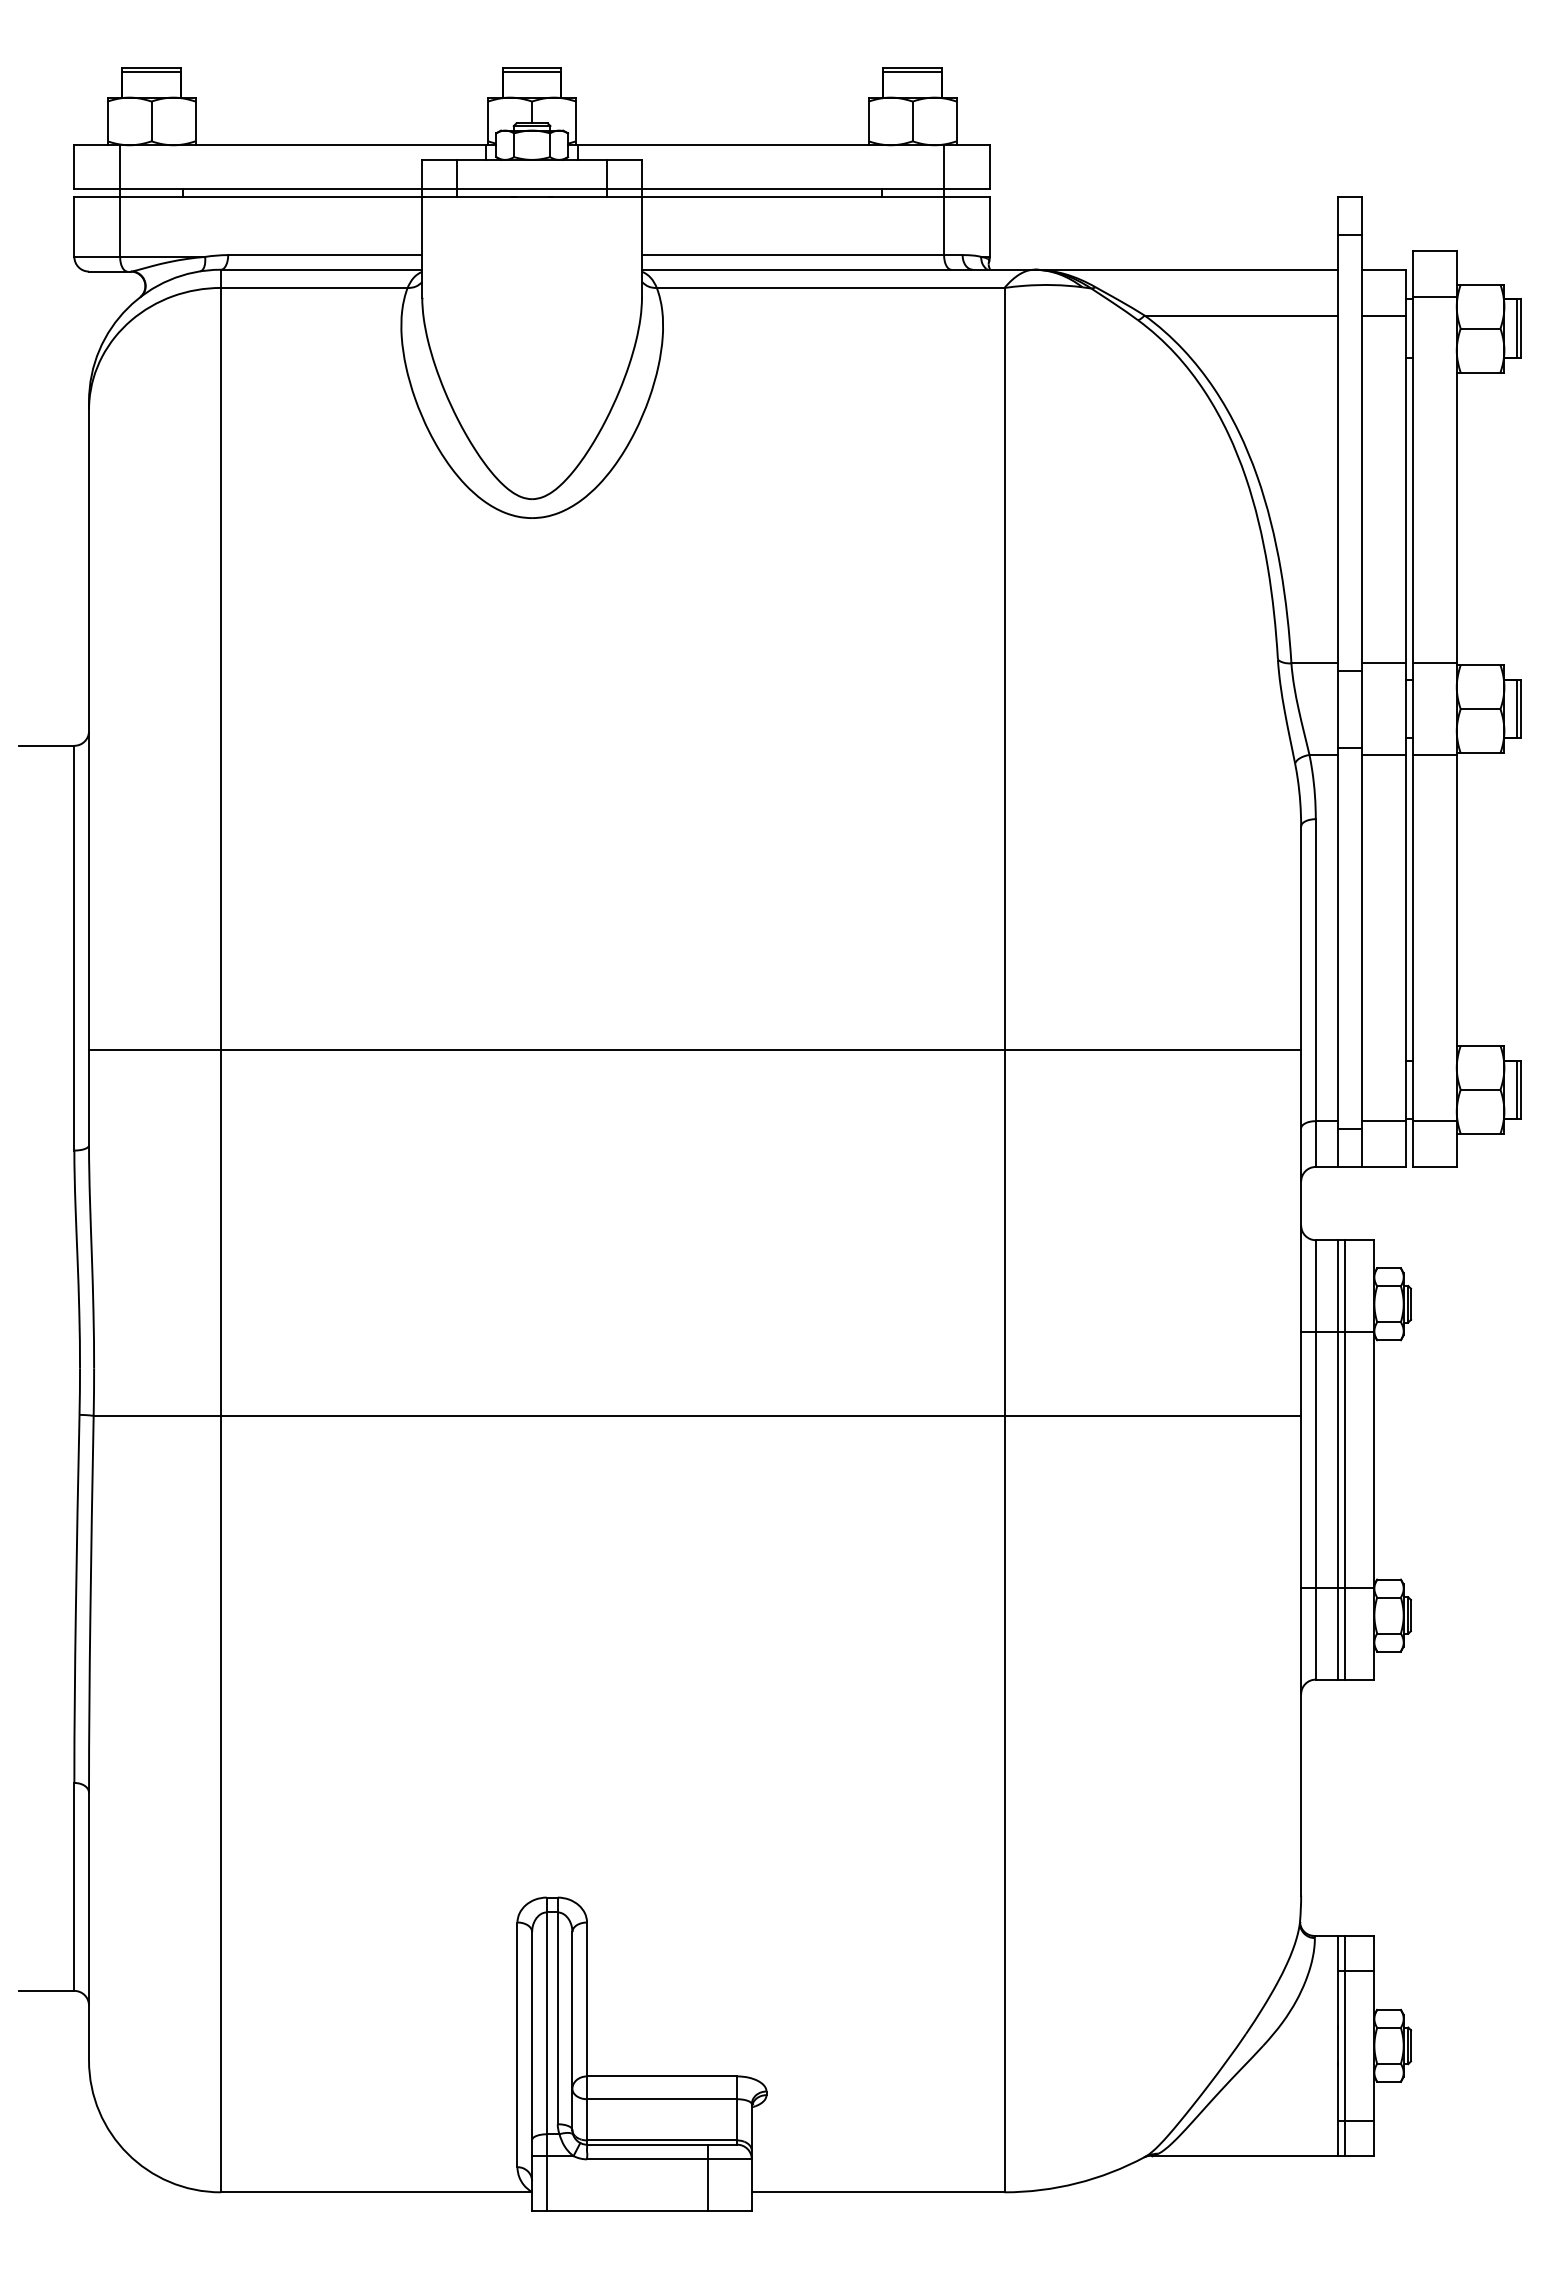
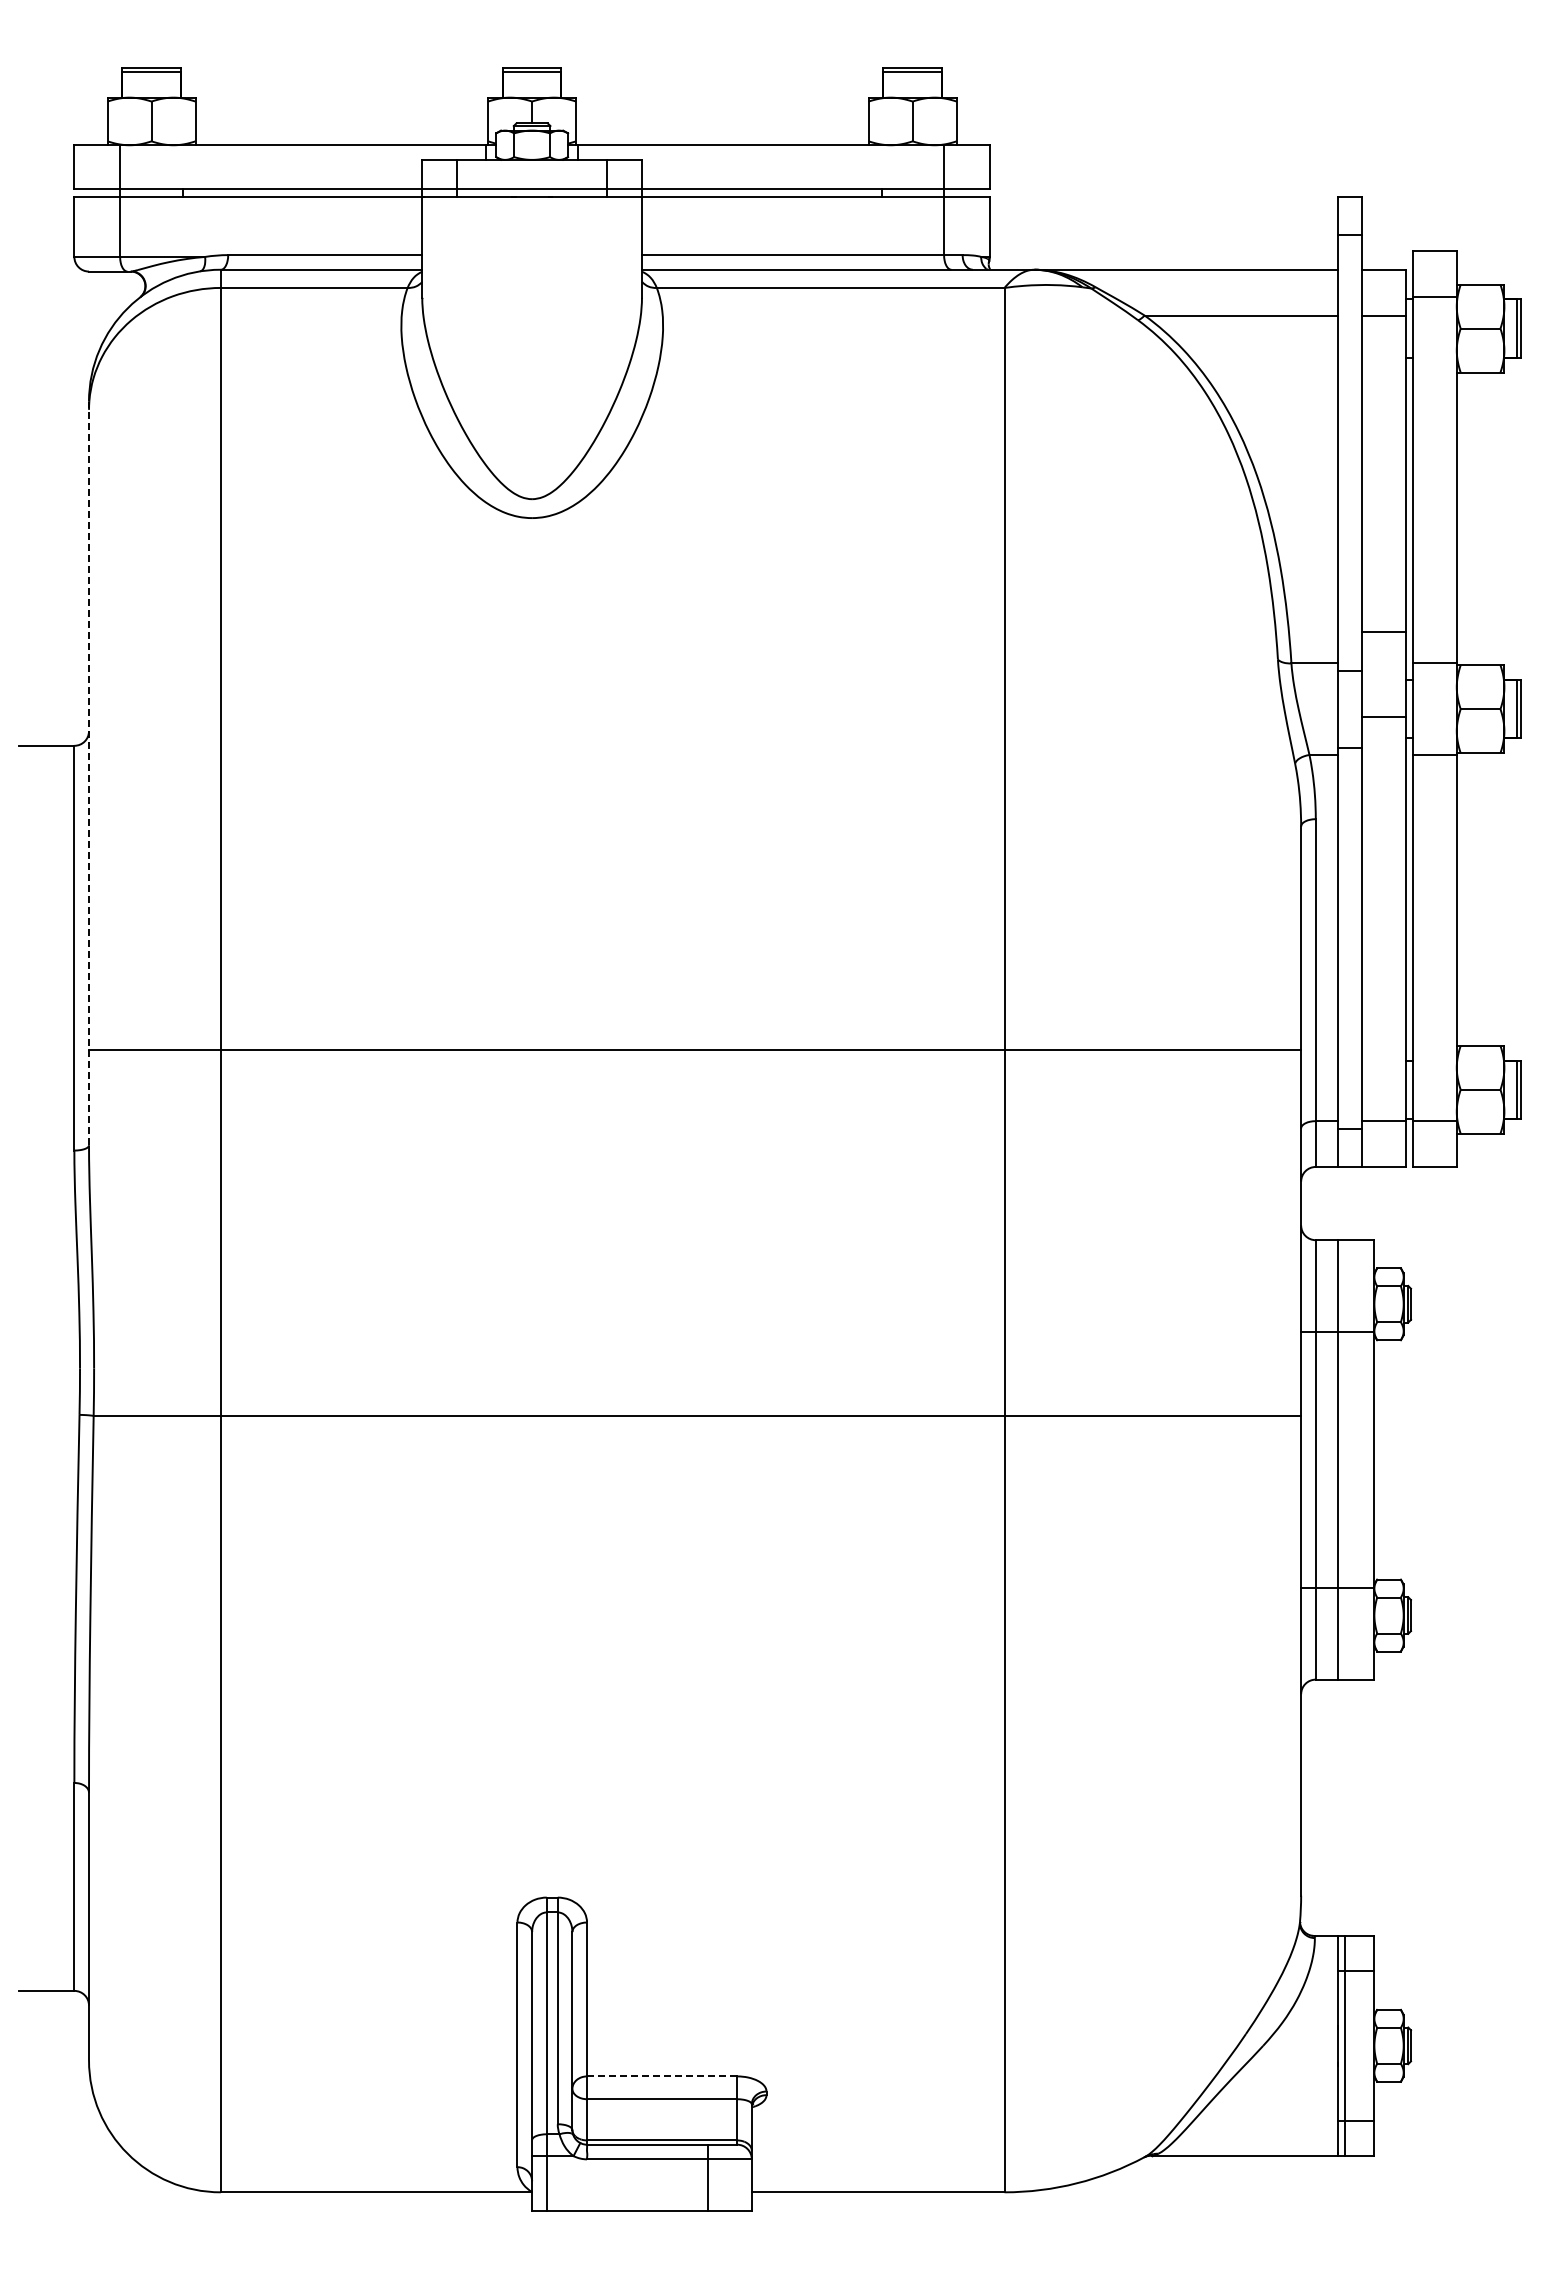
line position: (1383, 663) -> (1383, 632) (1383, 632)
line position: (1383, 754) -> (1383, 716) (1383, 716)
line: solid -> dashed (89, 773)
line: present -> none (1345, 1459)
line: solid -> dashed (661, 2076)
